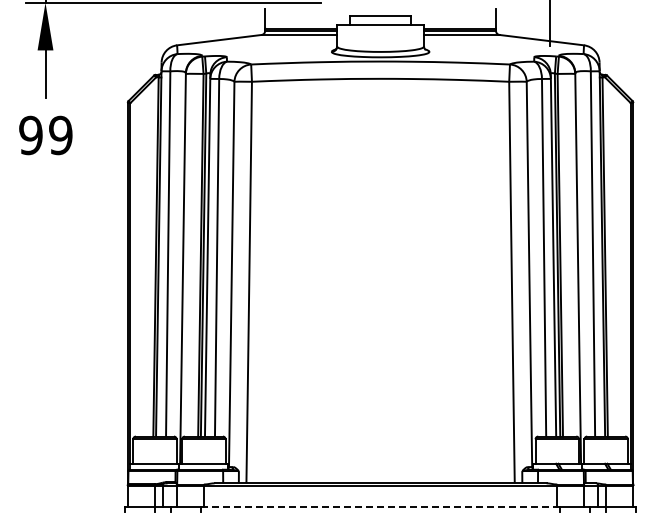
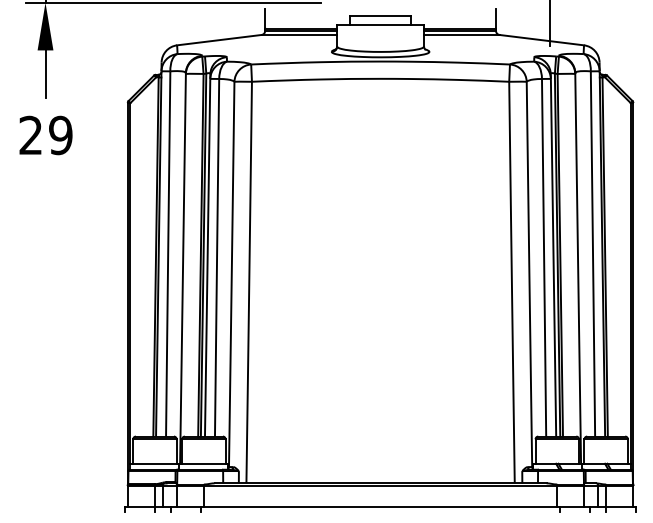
text: 99 -> 29 (30, 135)
line: dashed -> solid (380, 507)
